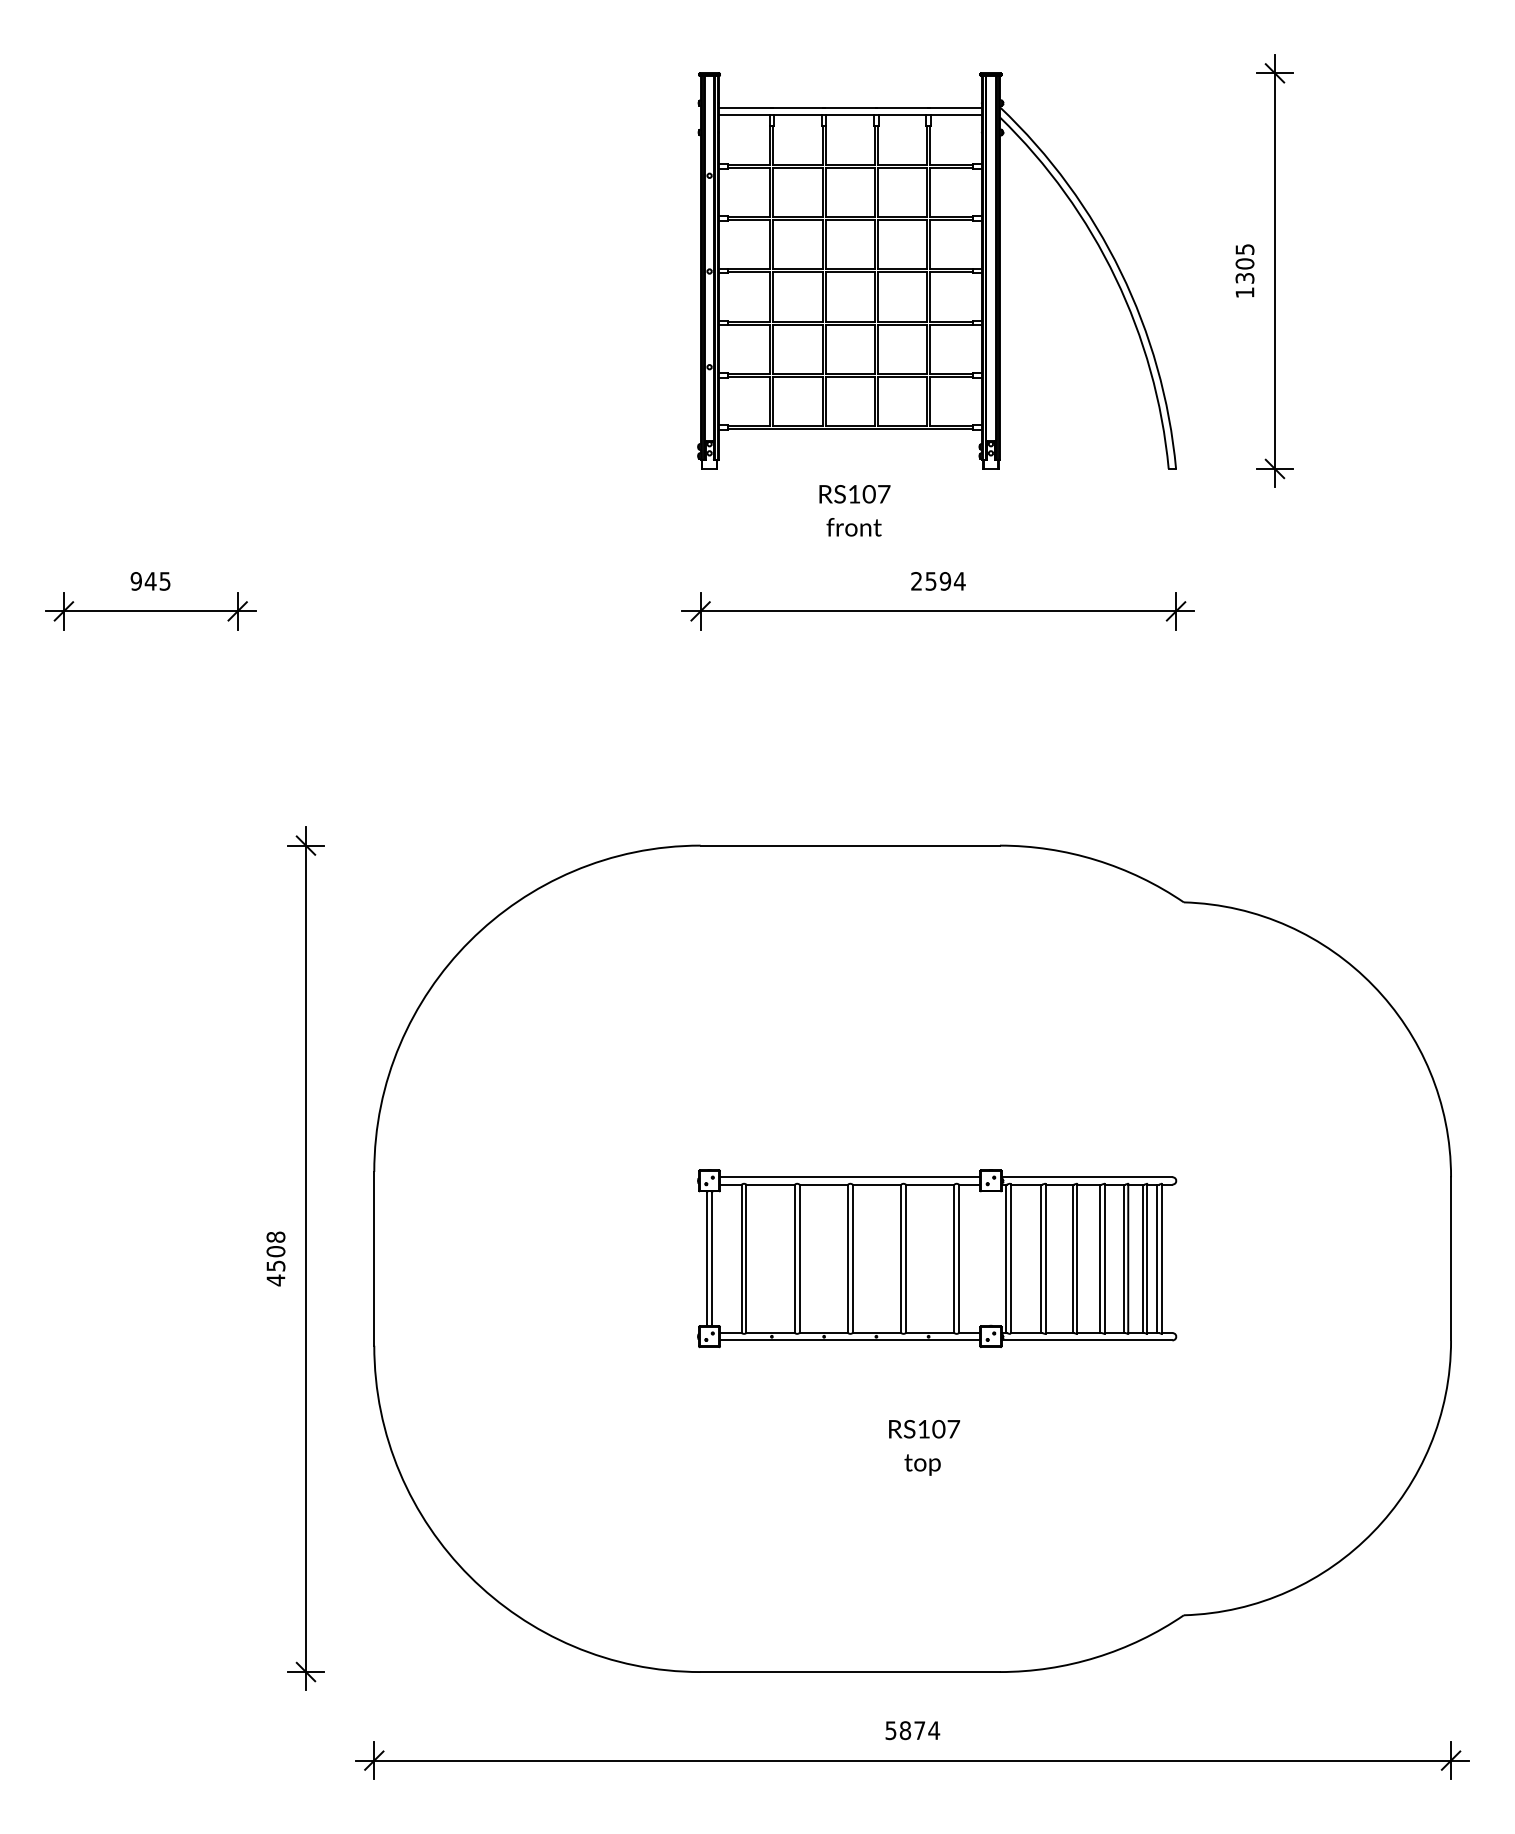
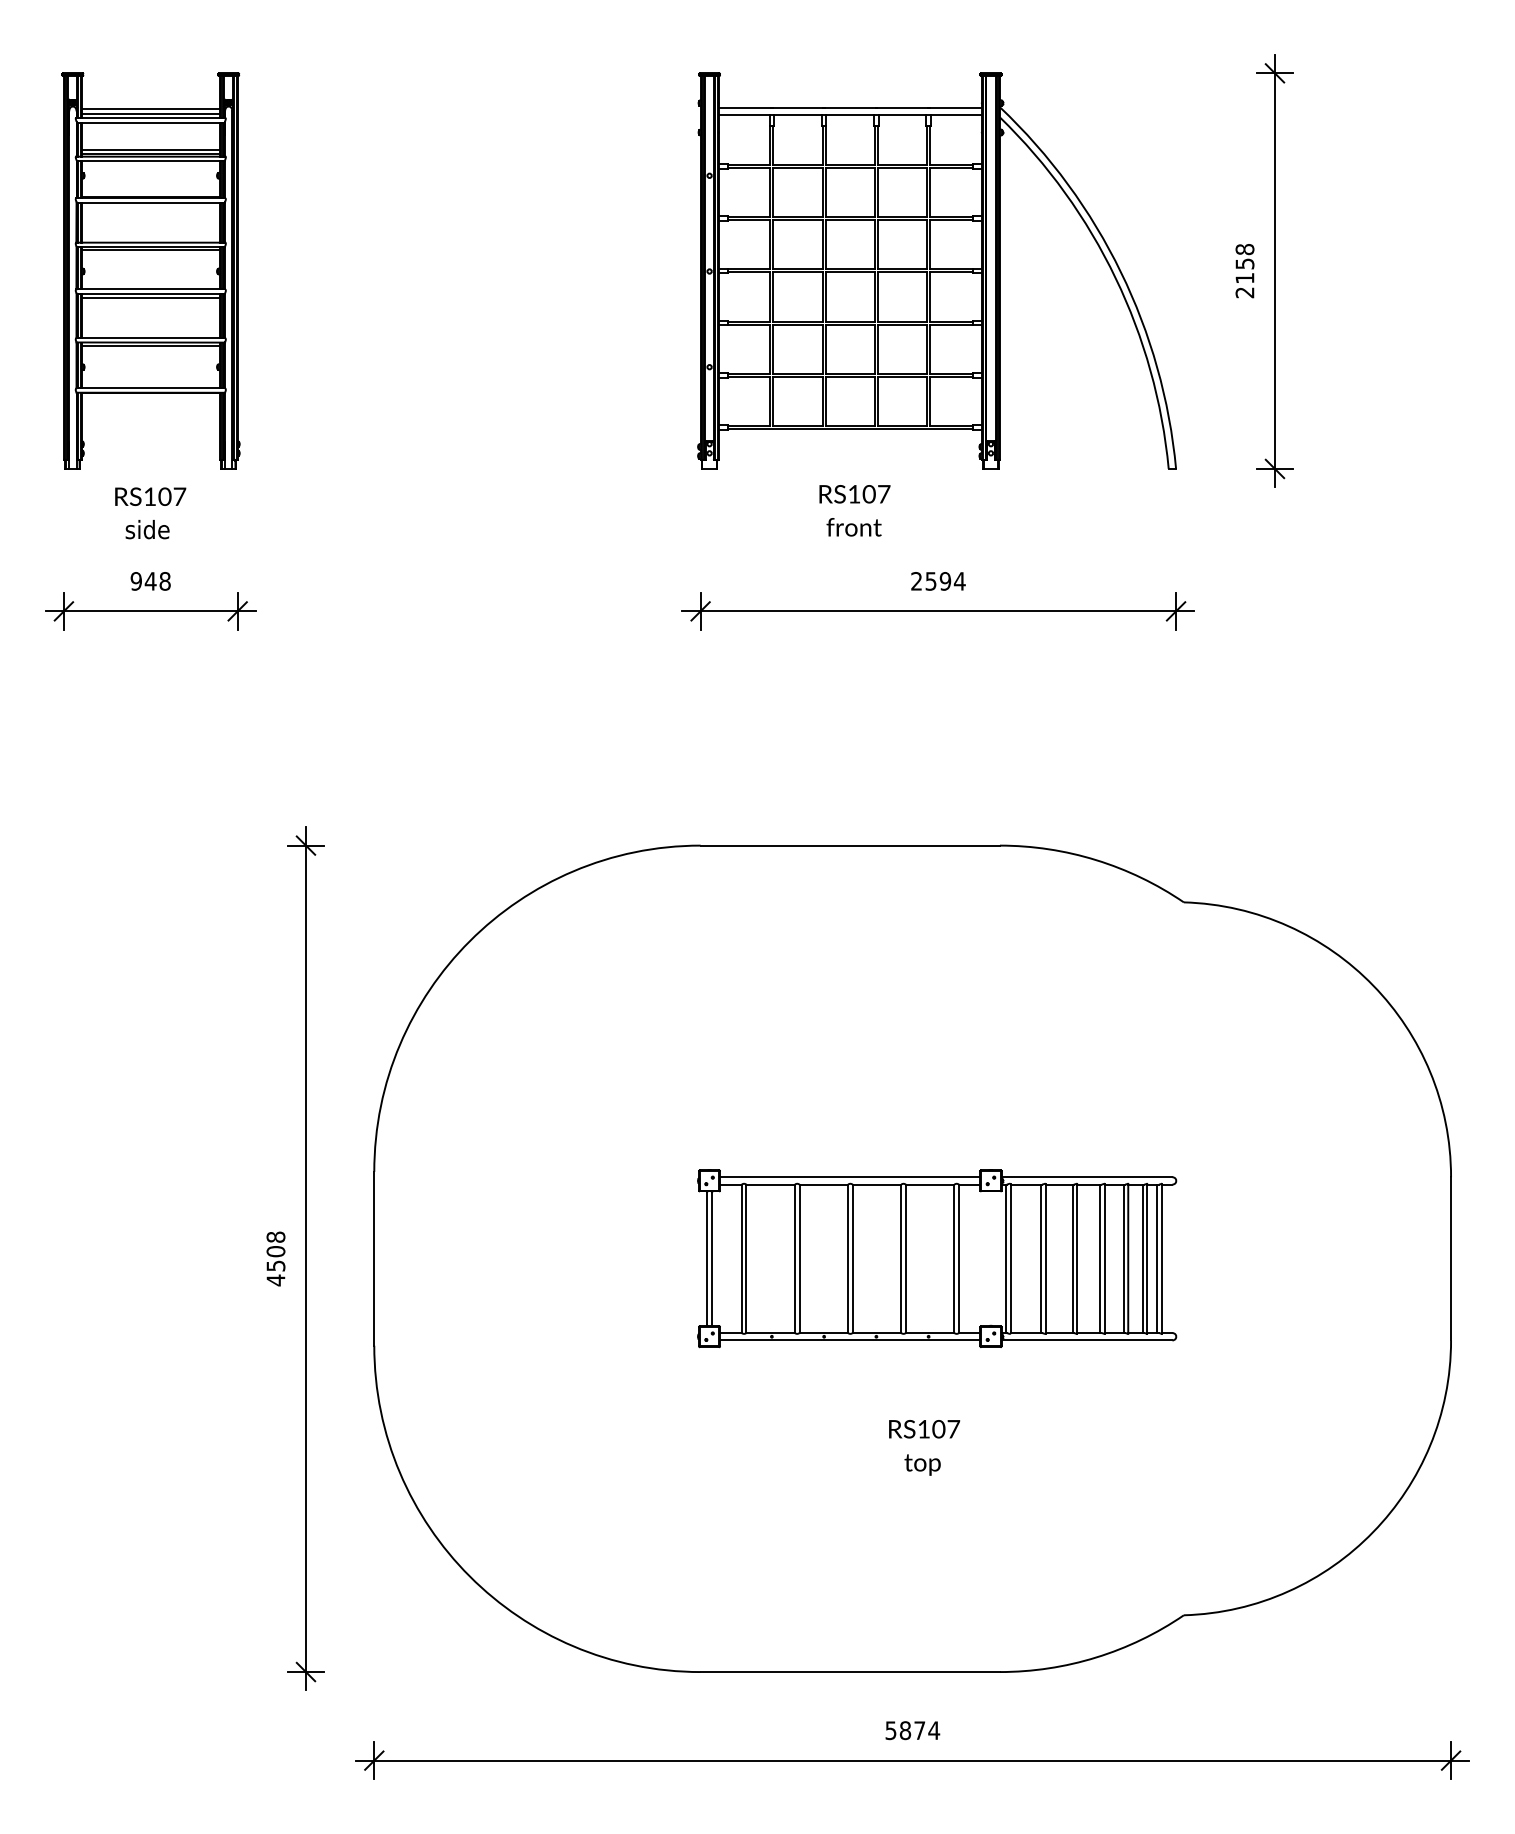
text: 1305 -> 2158 (1244, 271)
part: none -> present (150, 305)
text: 945 -> 948 (164, 581)
